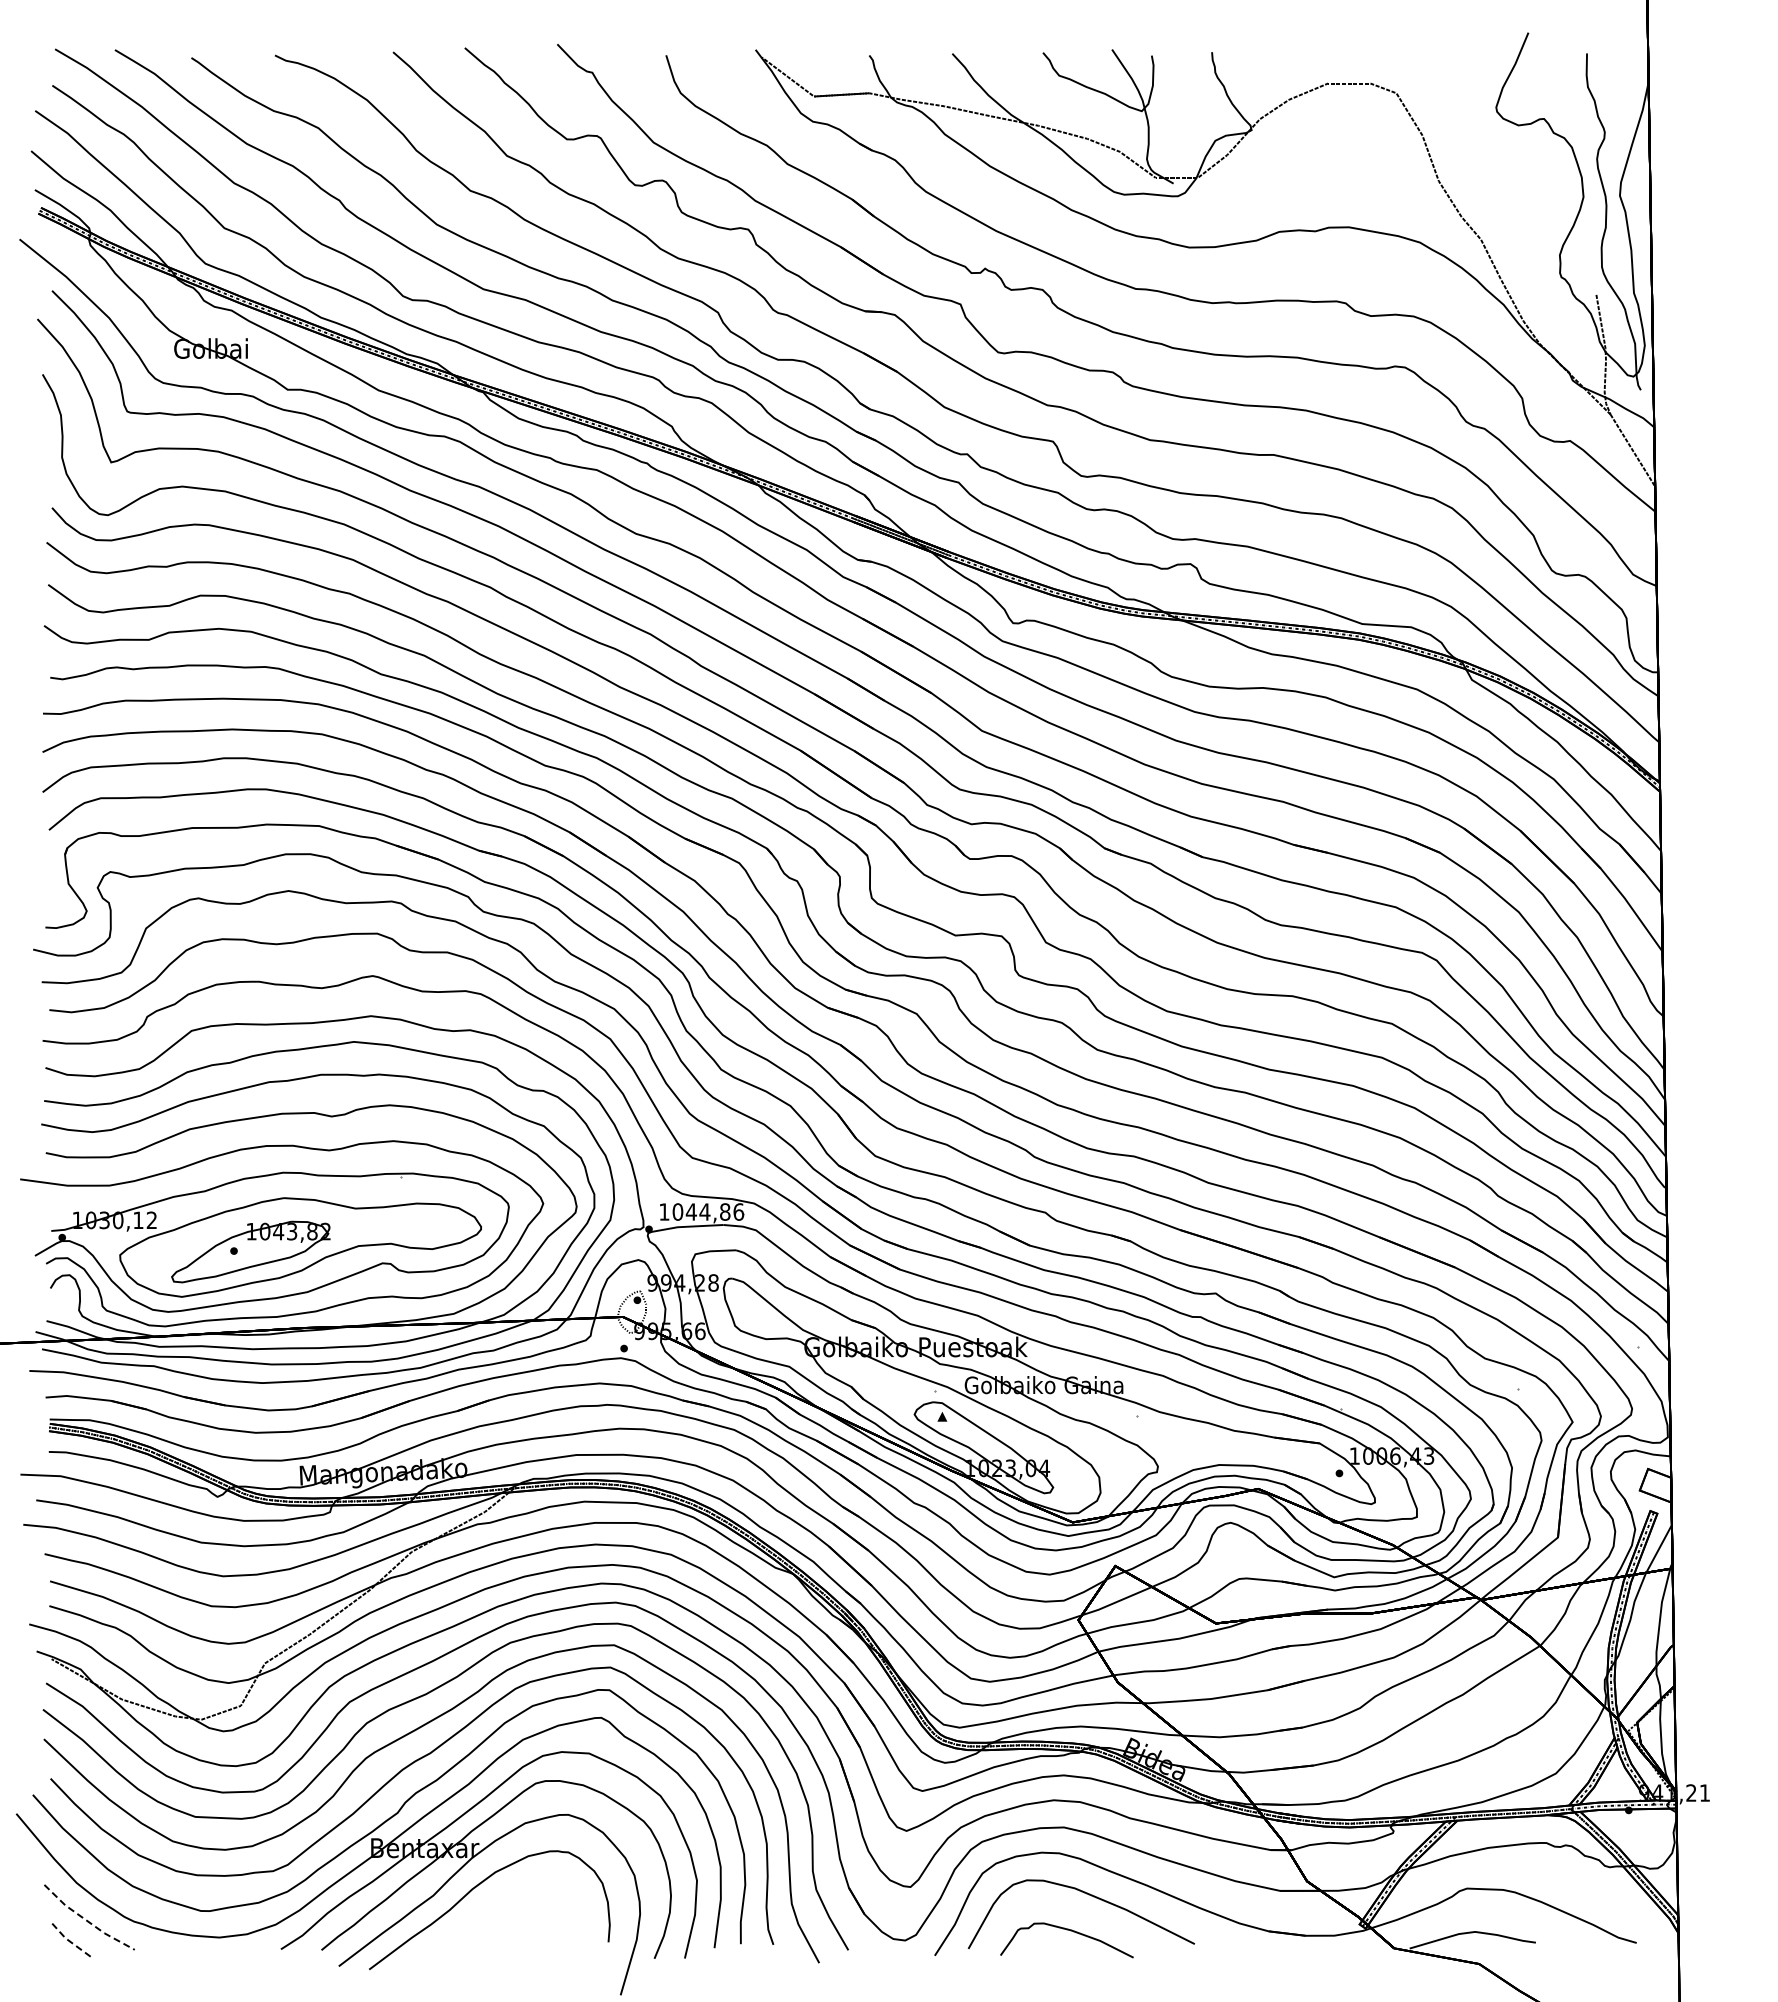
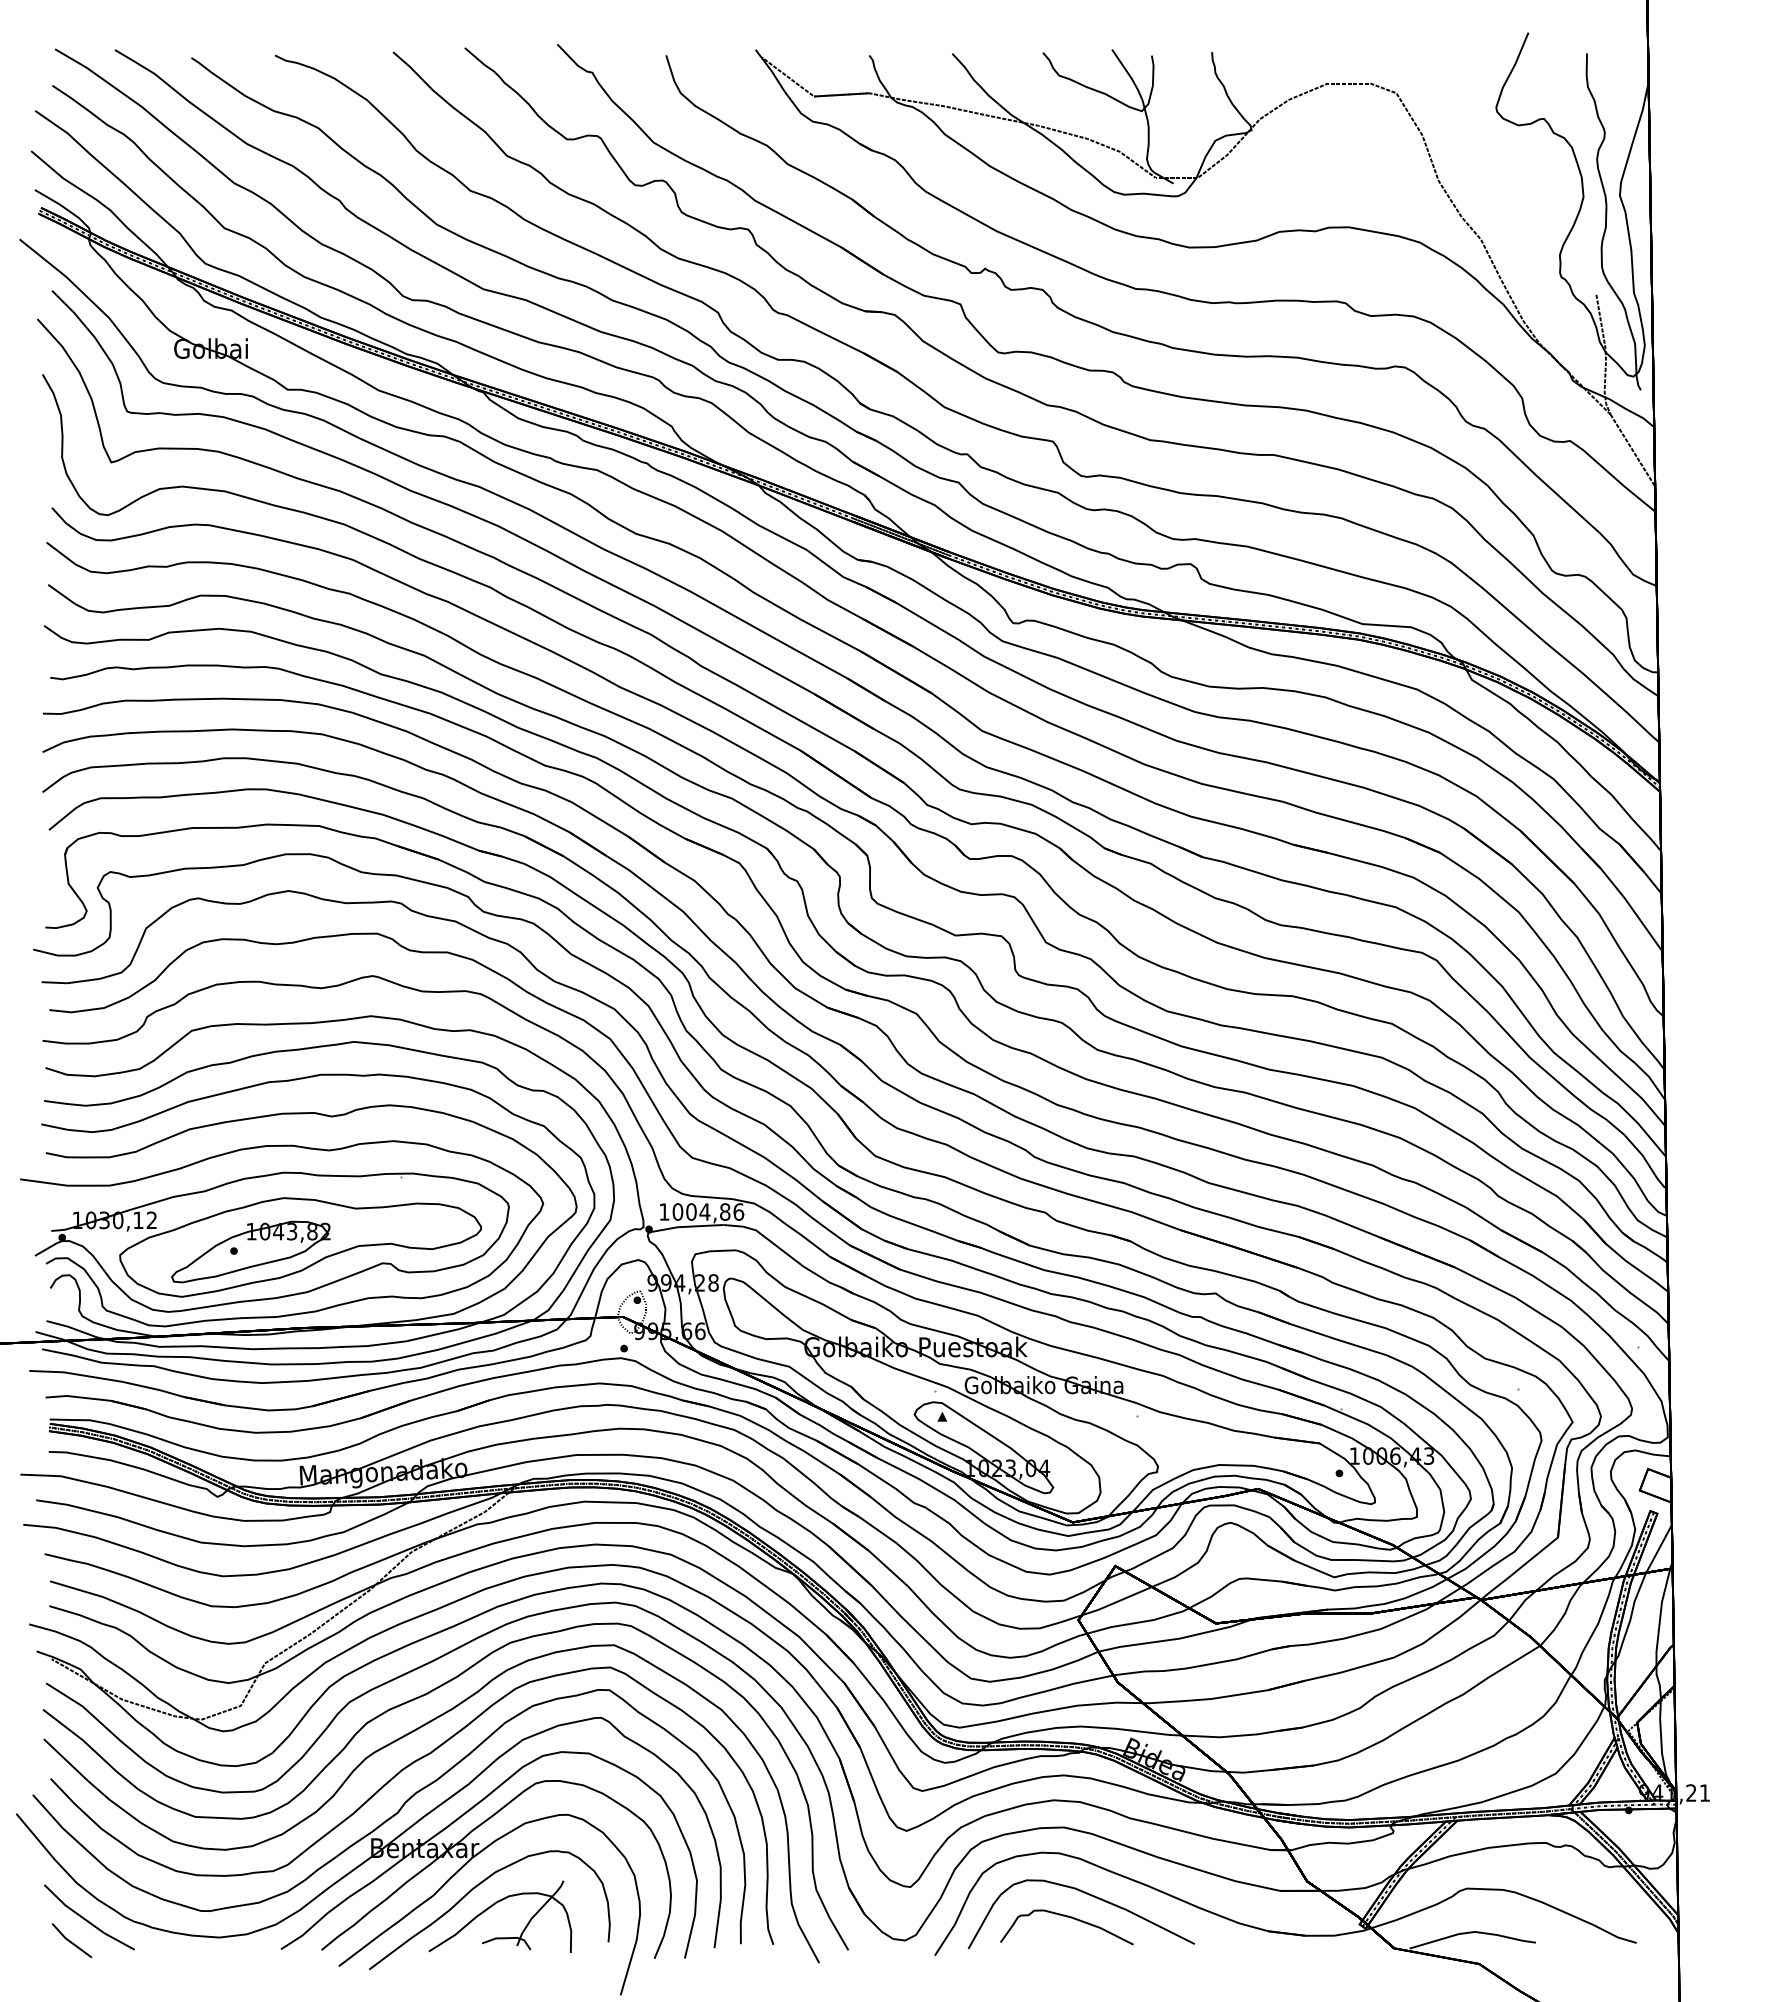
text: 1044,86 -> 1004,86 (690, 1211)
part: none -> present (494, 1905)
line: dashed -> solid (87, 1920)
curve position: (1070, 1931) -> (1070, 1918) (1070, 1918)
line: dashed -> solid (70, 1941)
